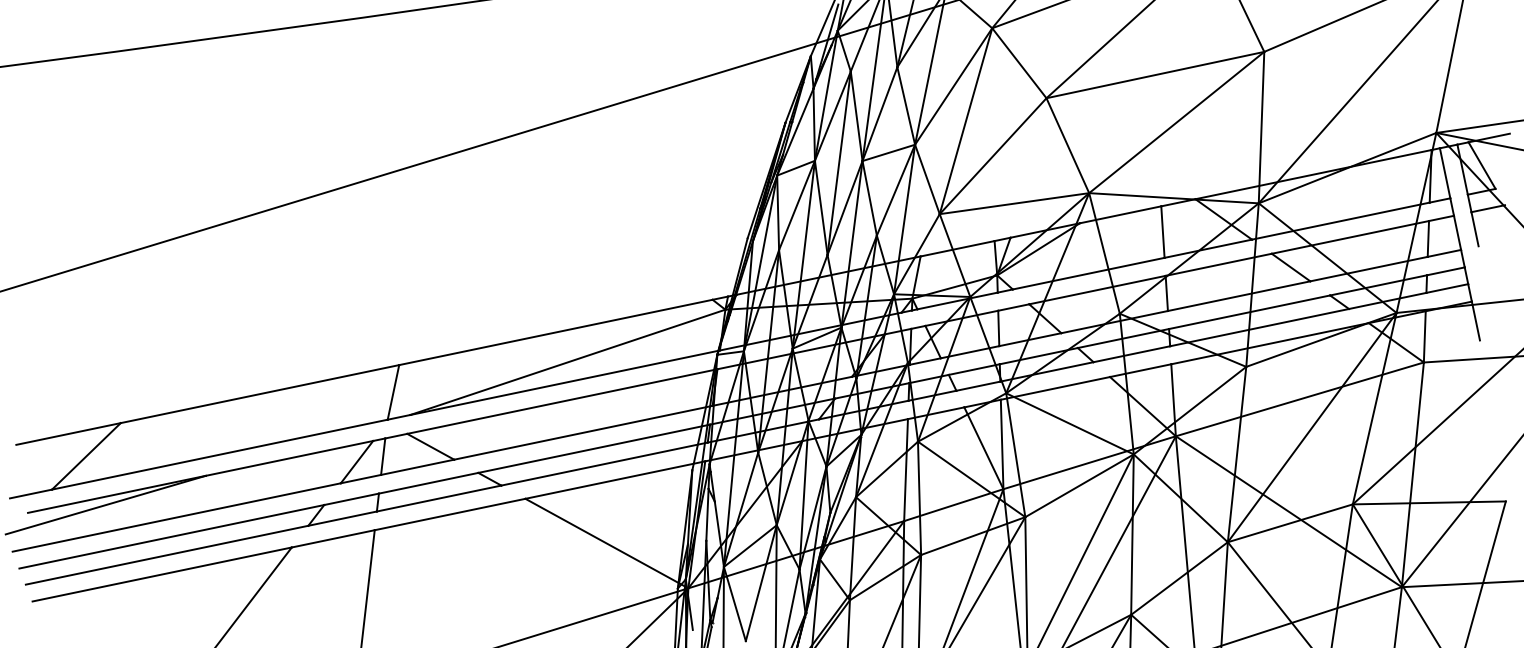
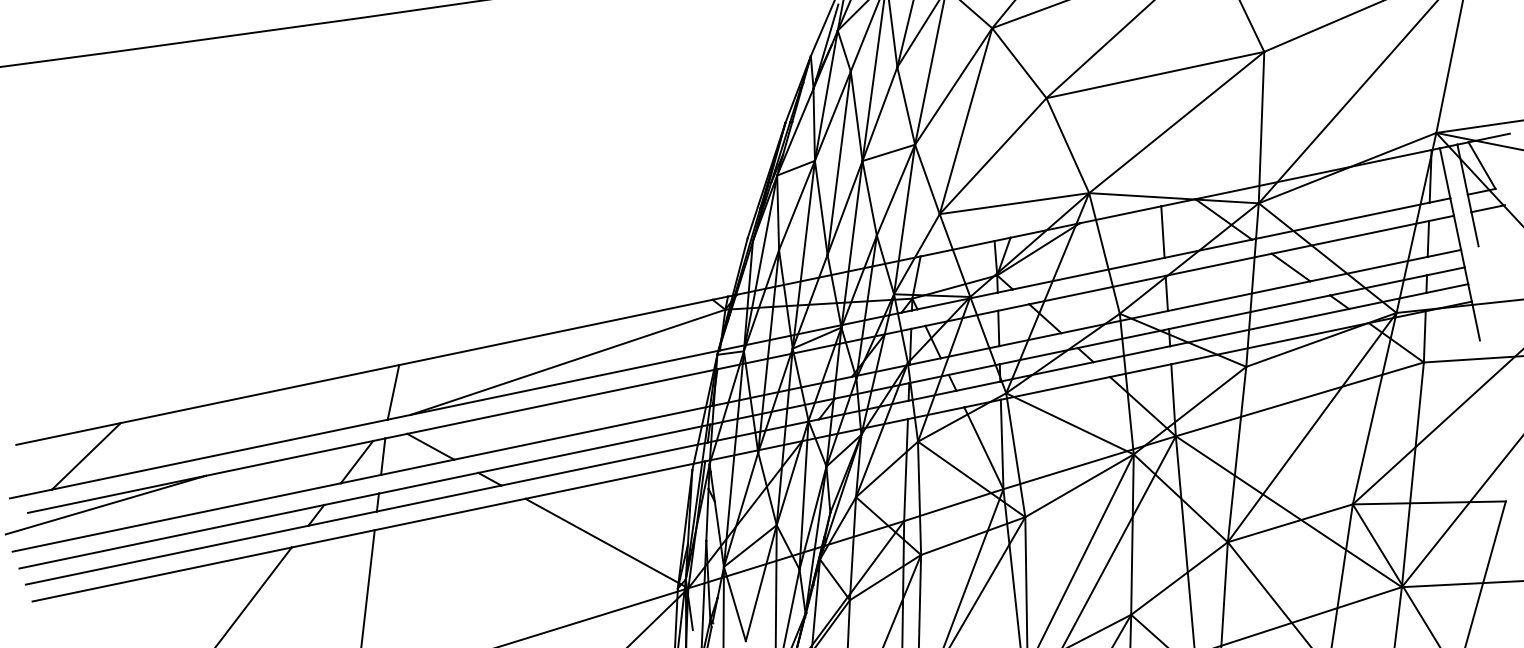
line: present -> none (476, 146)
